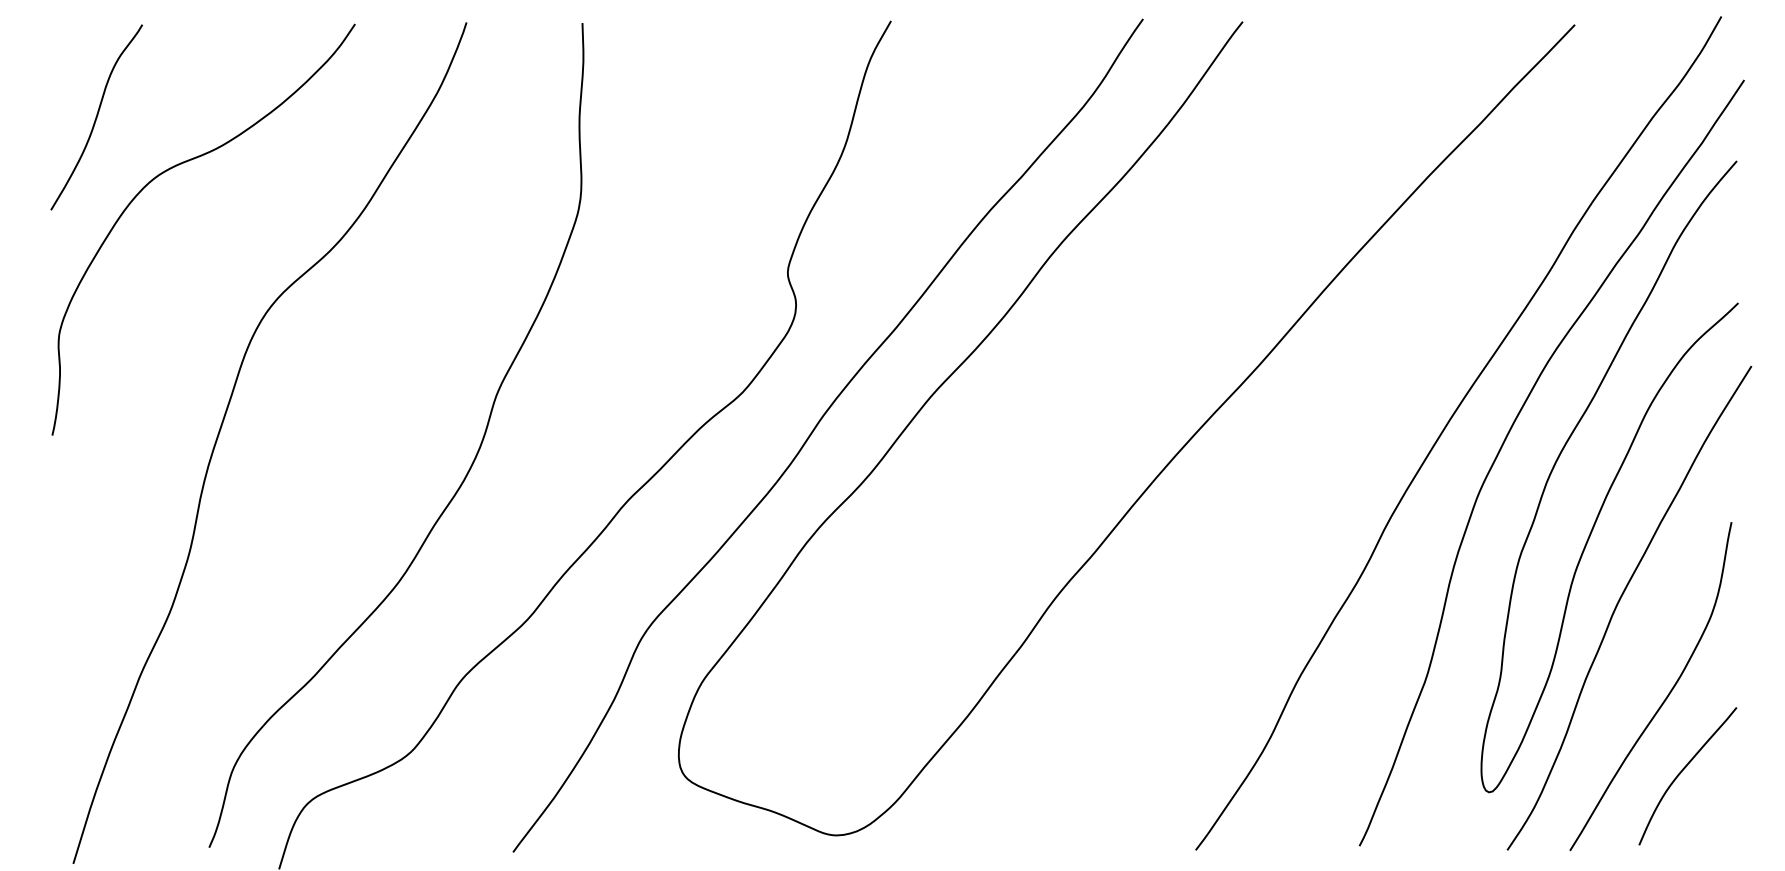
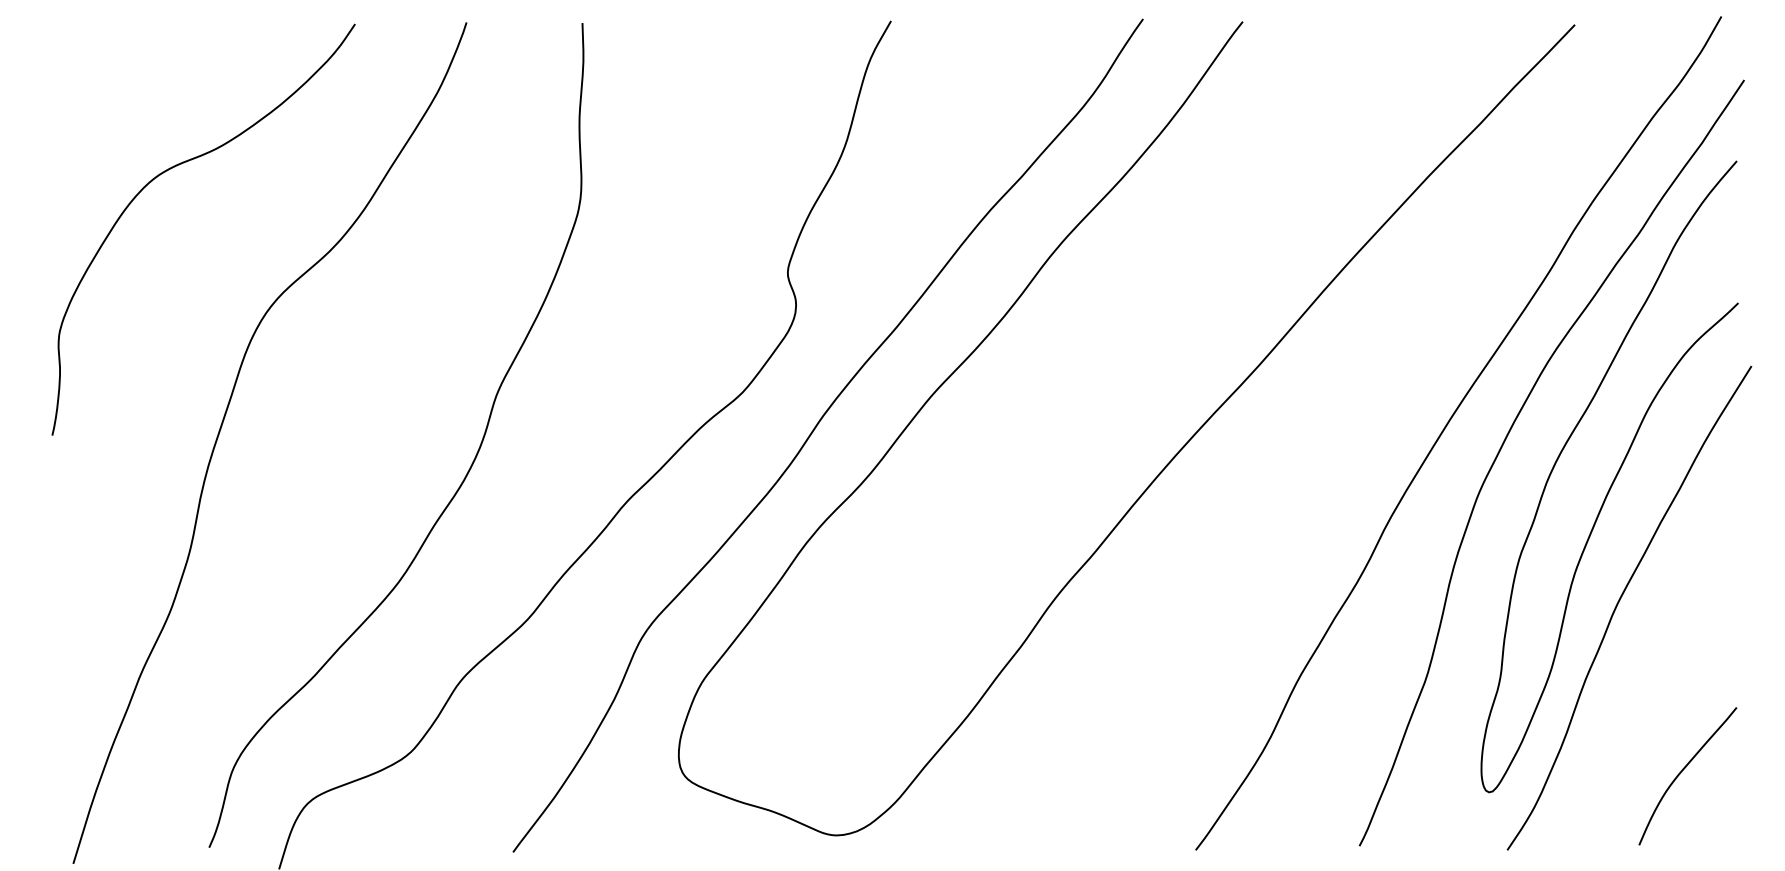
curve: present -> none (96, 117)
curve: present -> none (1667, 694)
